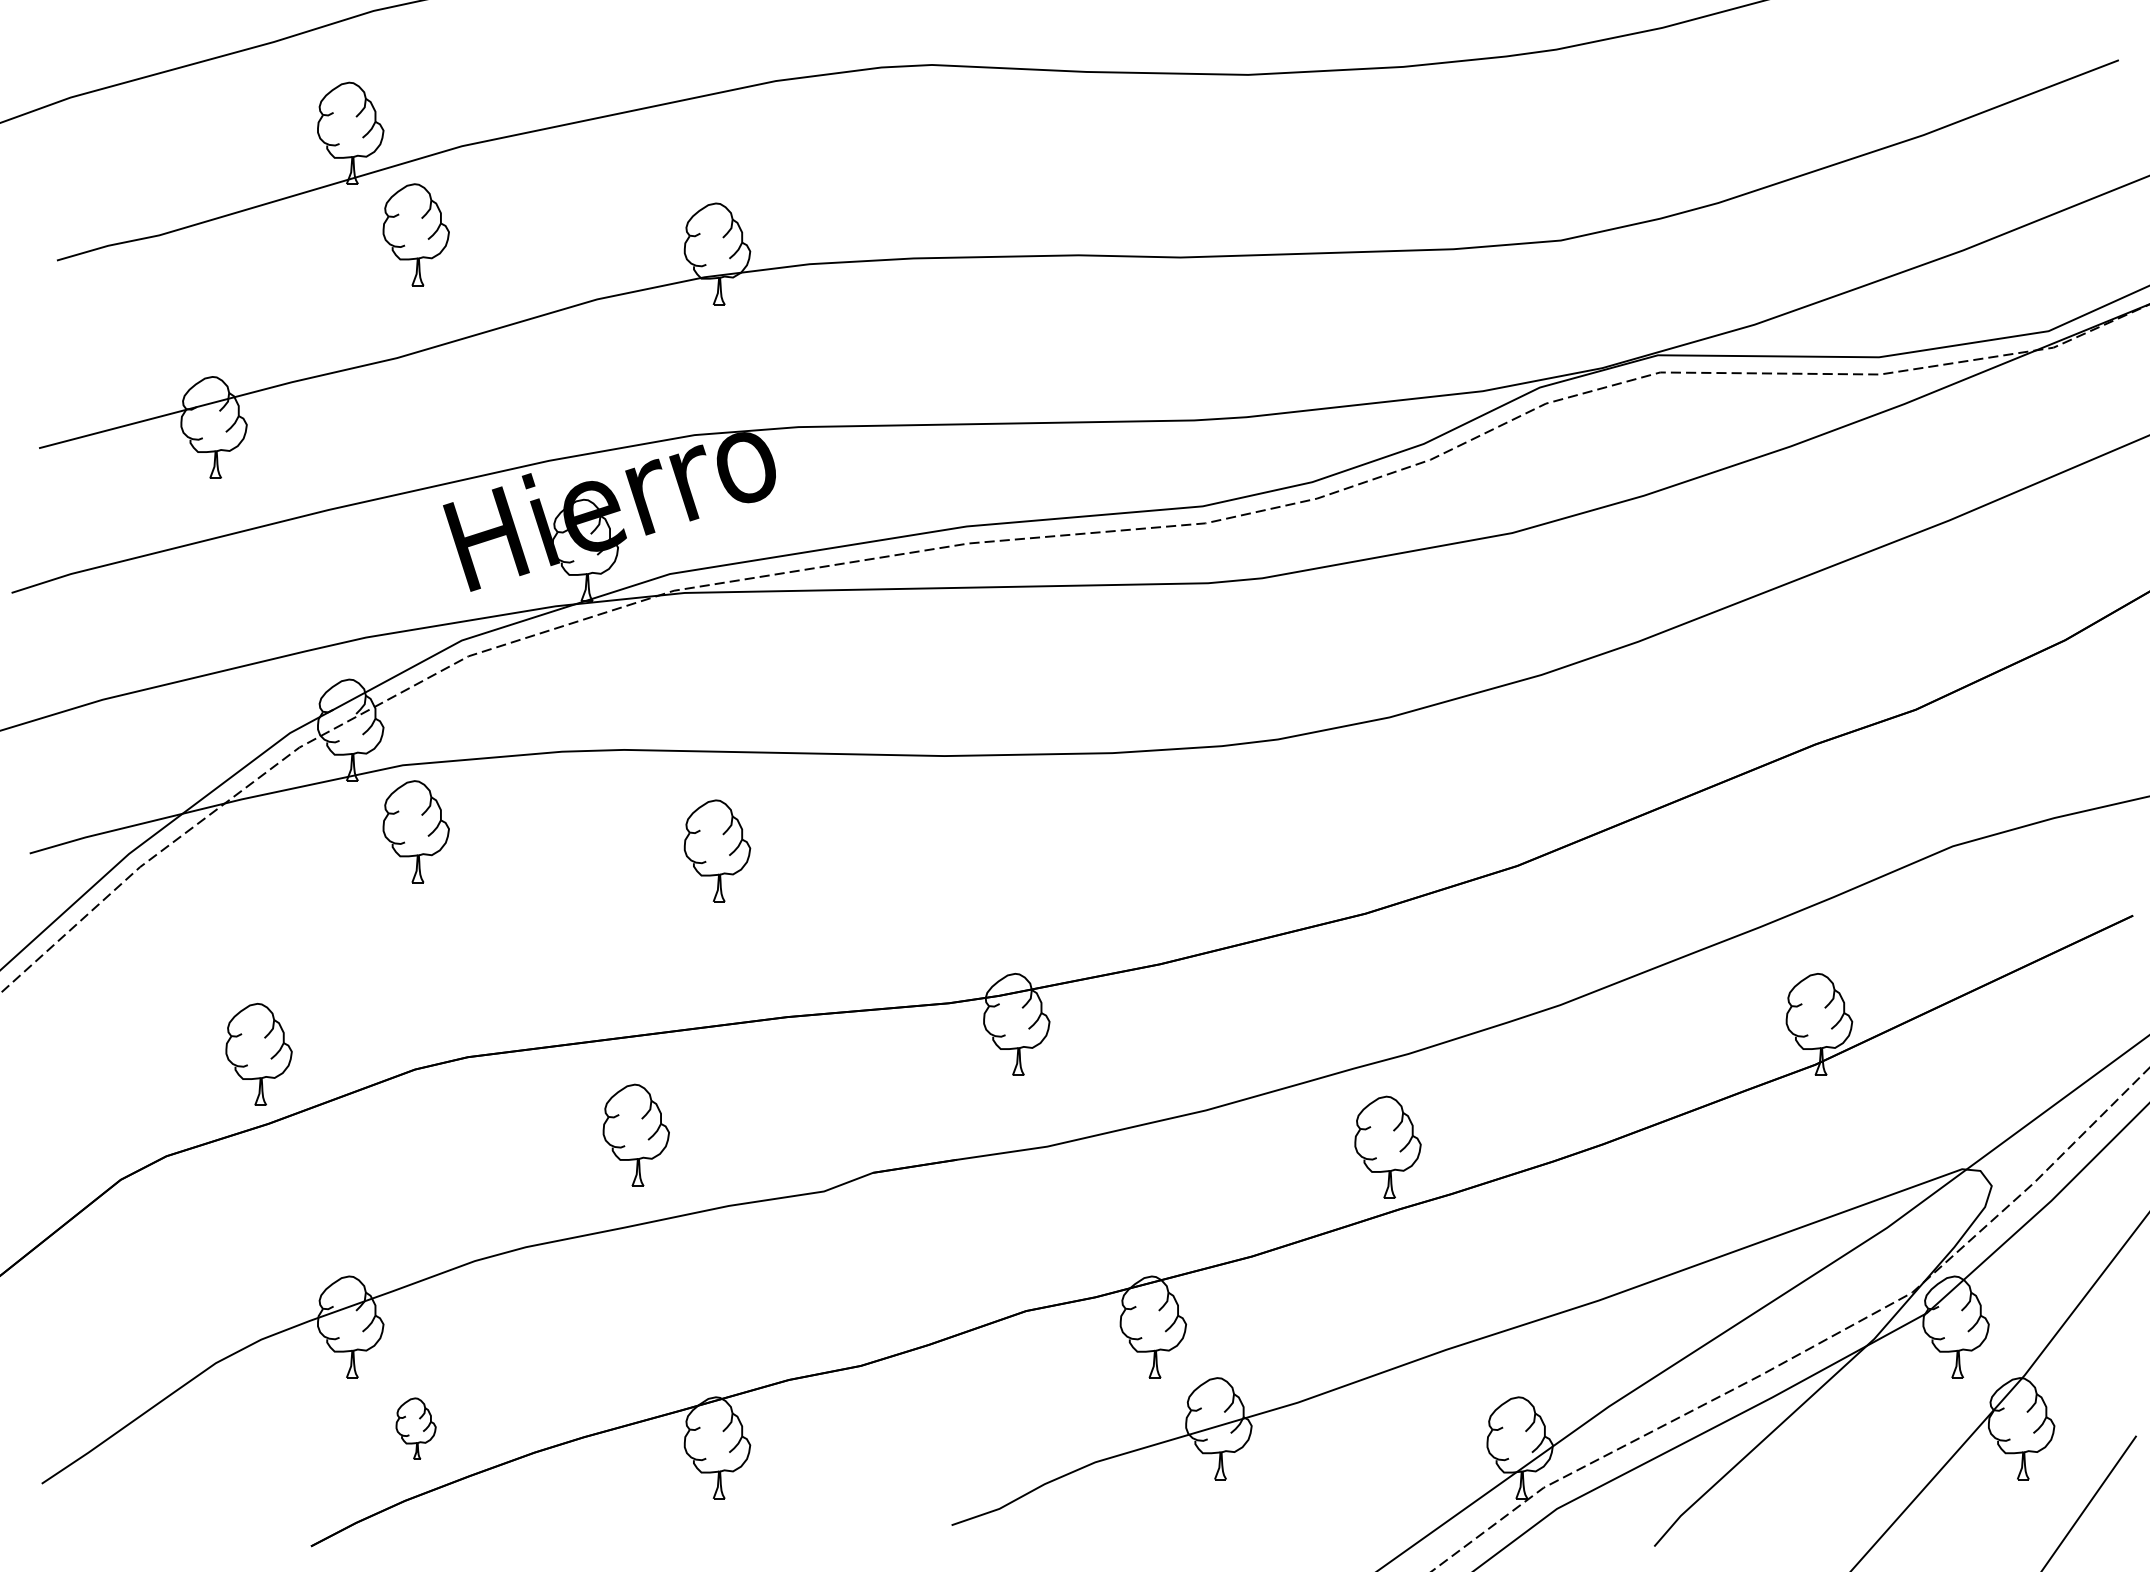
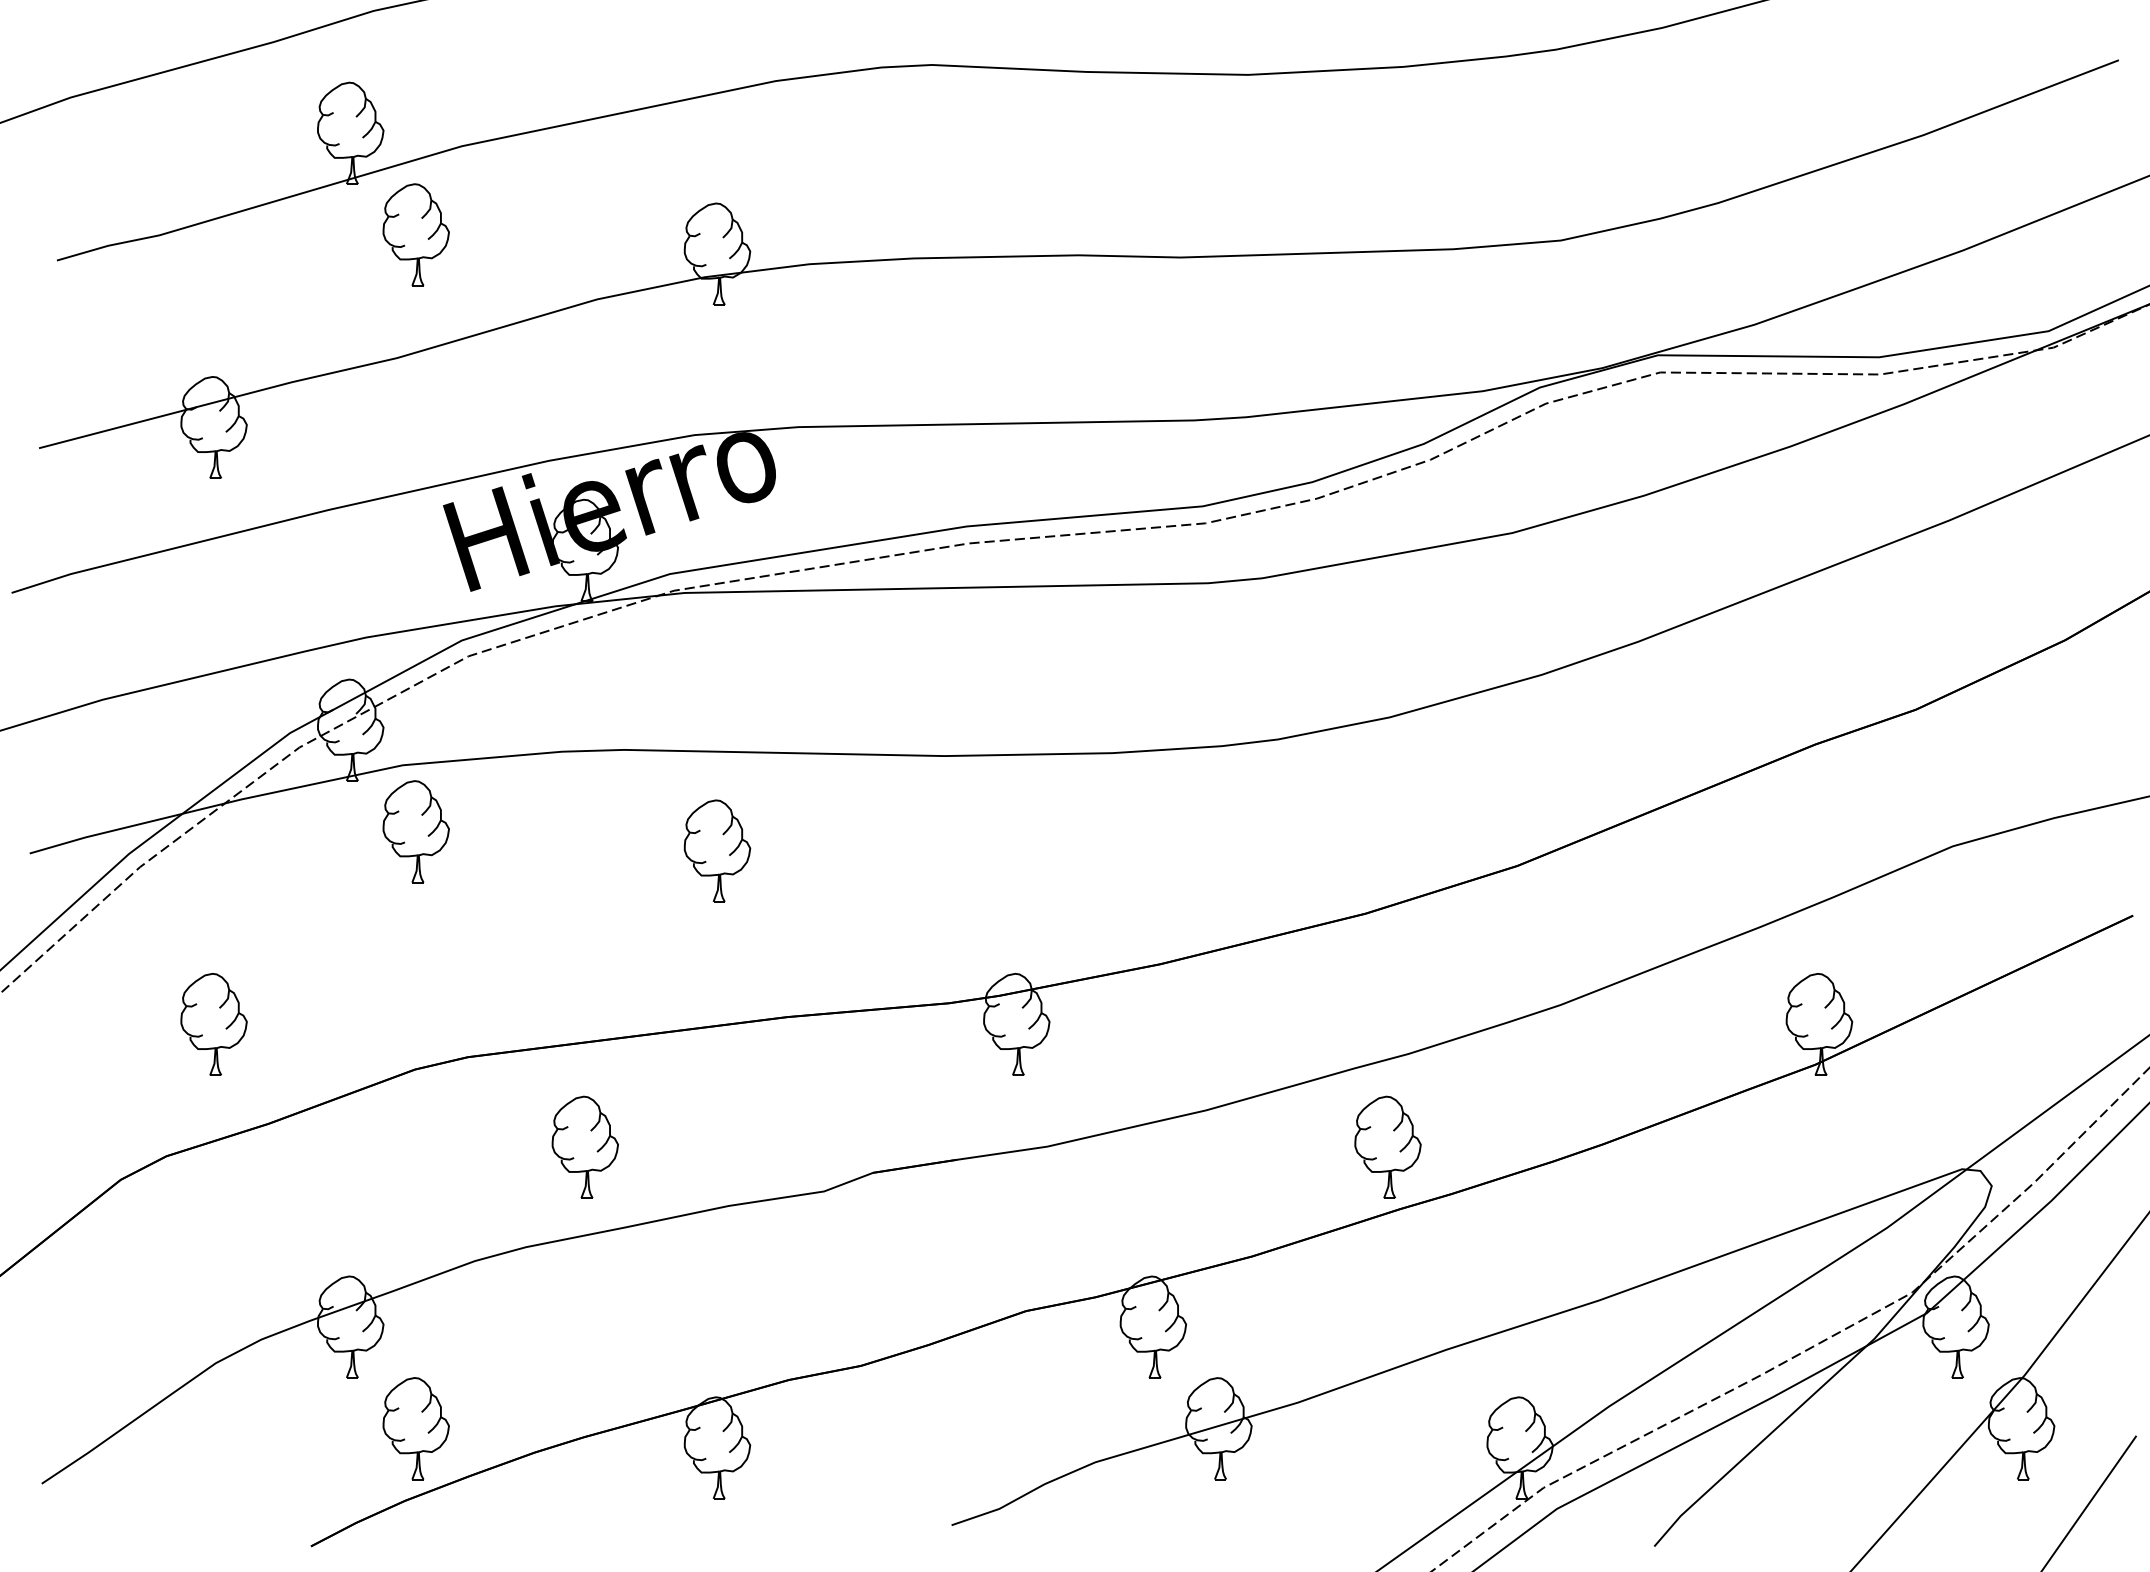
part position: (258, 1054) -> (213, 1024) (213, 1024)
part position: (635, 1134) -> (584, 1146) (584, 1146)
part size: 42x63 px -> 68x104 px (415, 1428)
